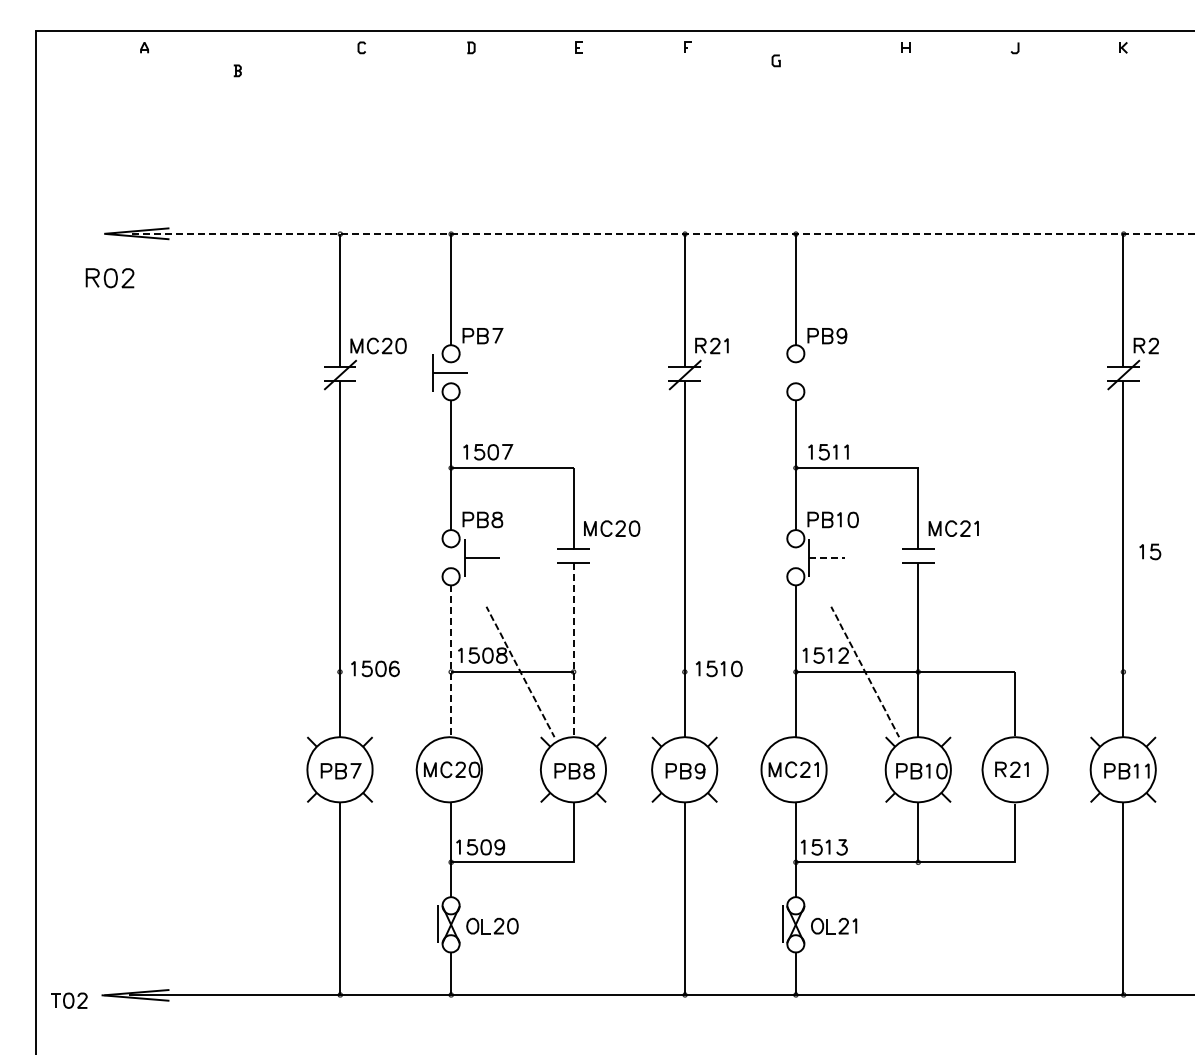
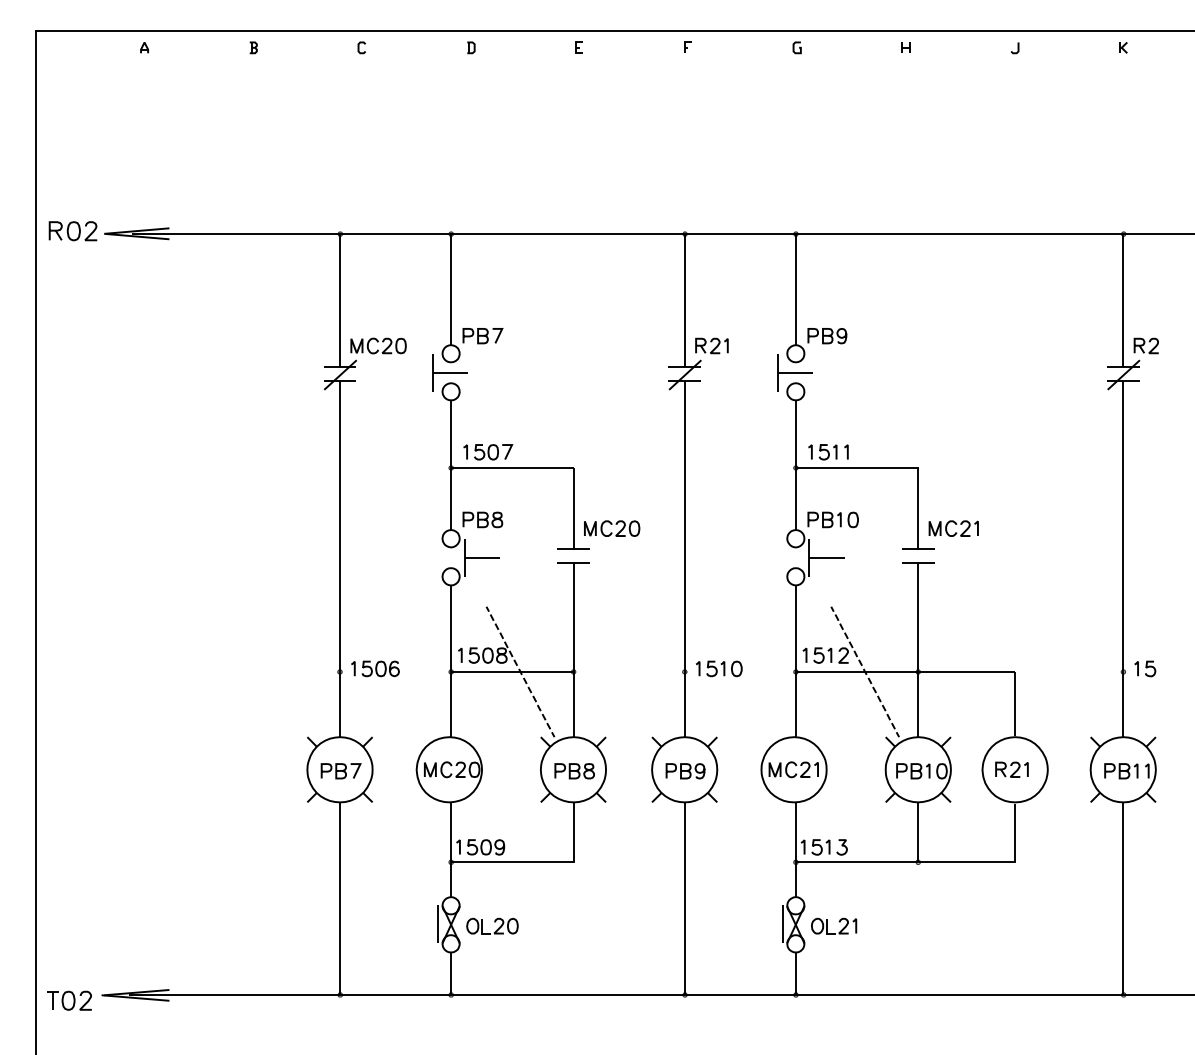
curve position: (773, 60) -> (794, 47) (794, 47)
part position: (237, 70) -> (253, 47) (253, 47)
line: dashed -> solid (663, 233)
part position: (109, 278) -> (72, 231) (72, 231)
part: none -> present (794, 372)
part position: (1150, 551) -> (1145, 668) (1145, 668)
line: dashed -> solid (827, 557)
line: dashed -> solid (573, 650)
line: dashed -> solid (451, 661)
part size: 37x17 px -> 45x21 px (69, 1000)
